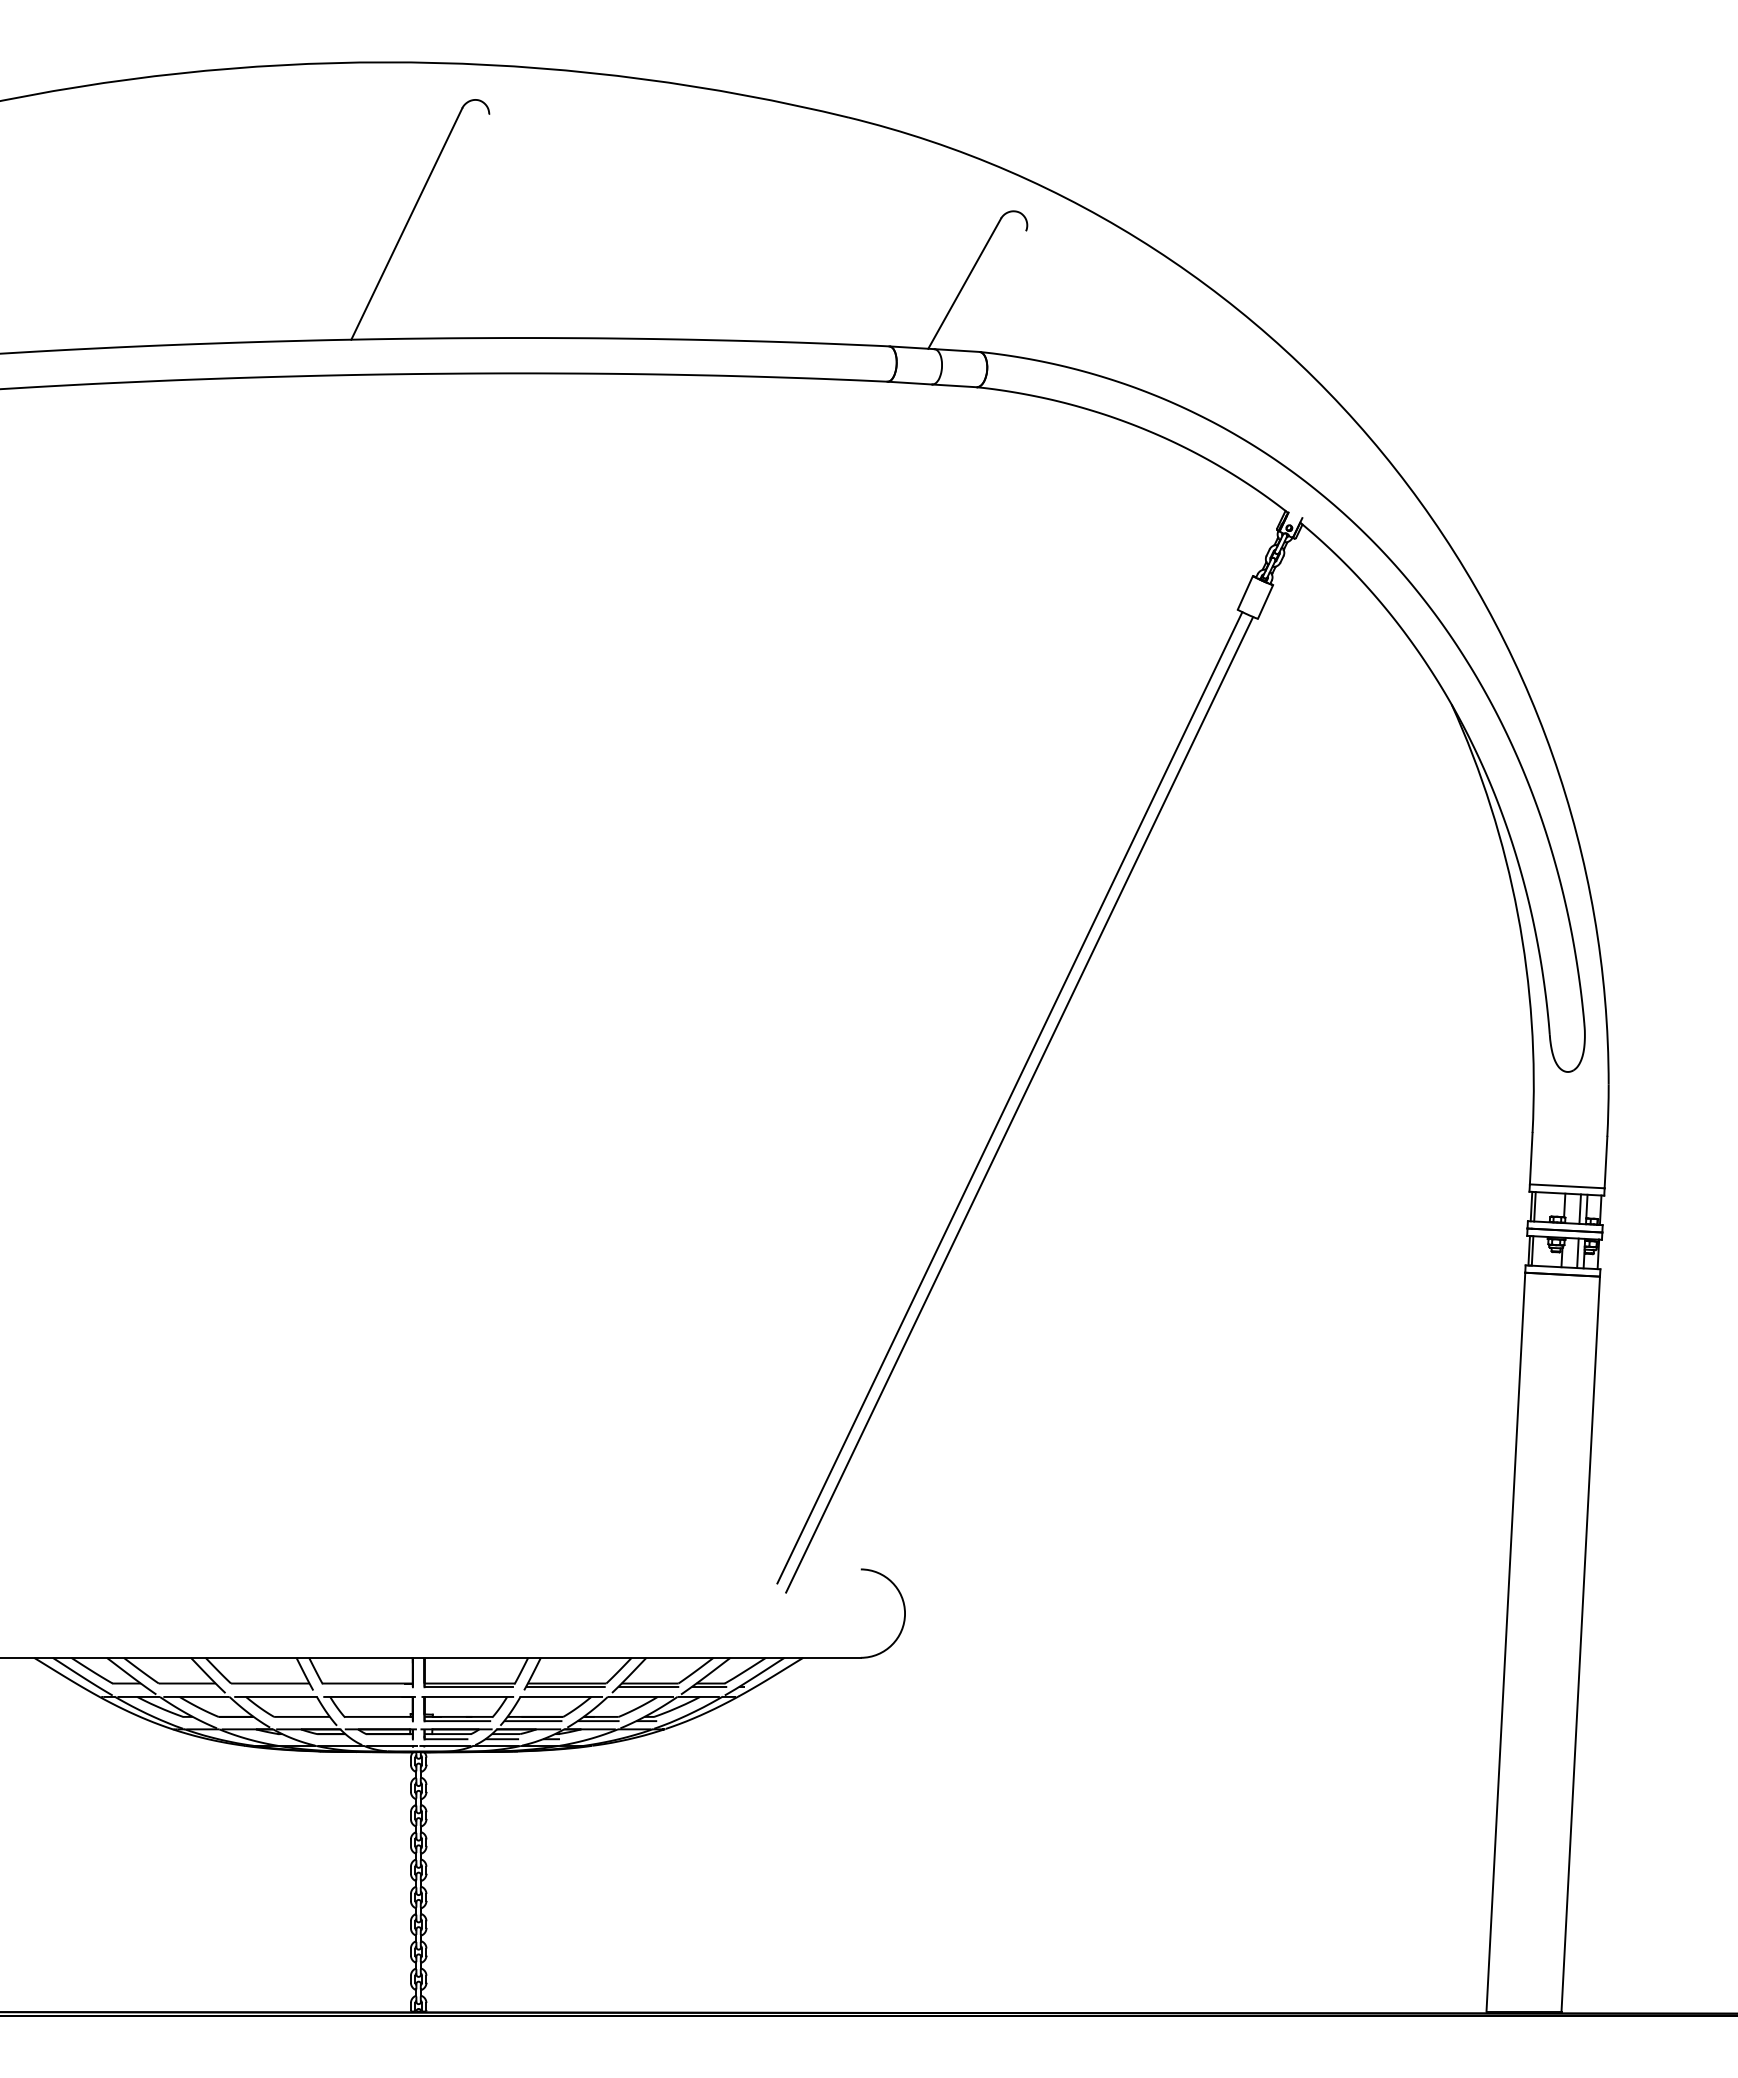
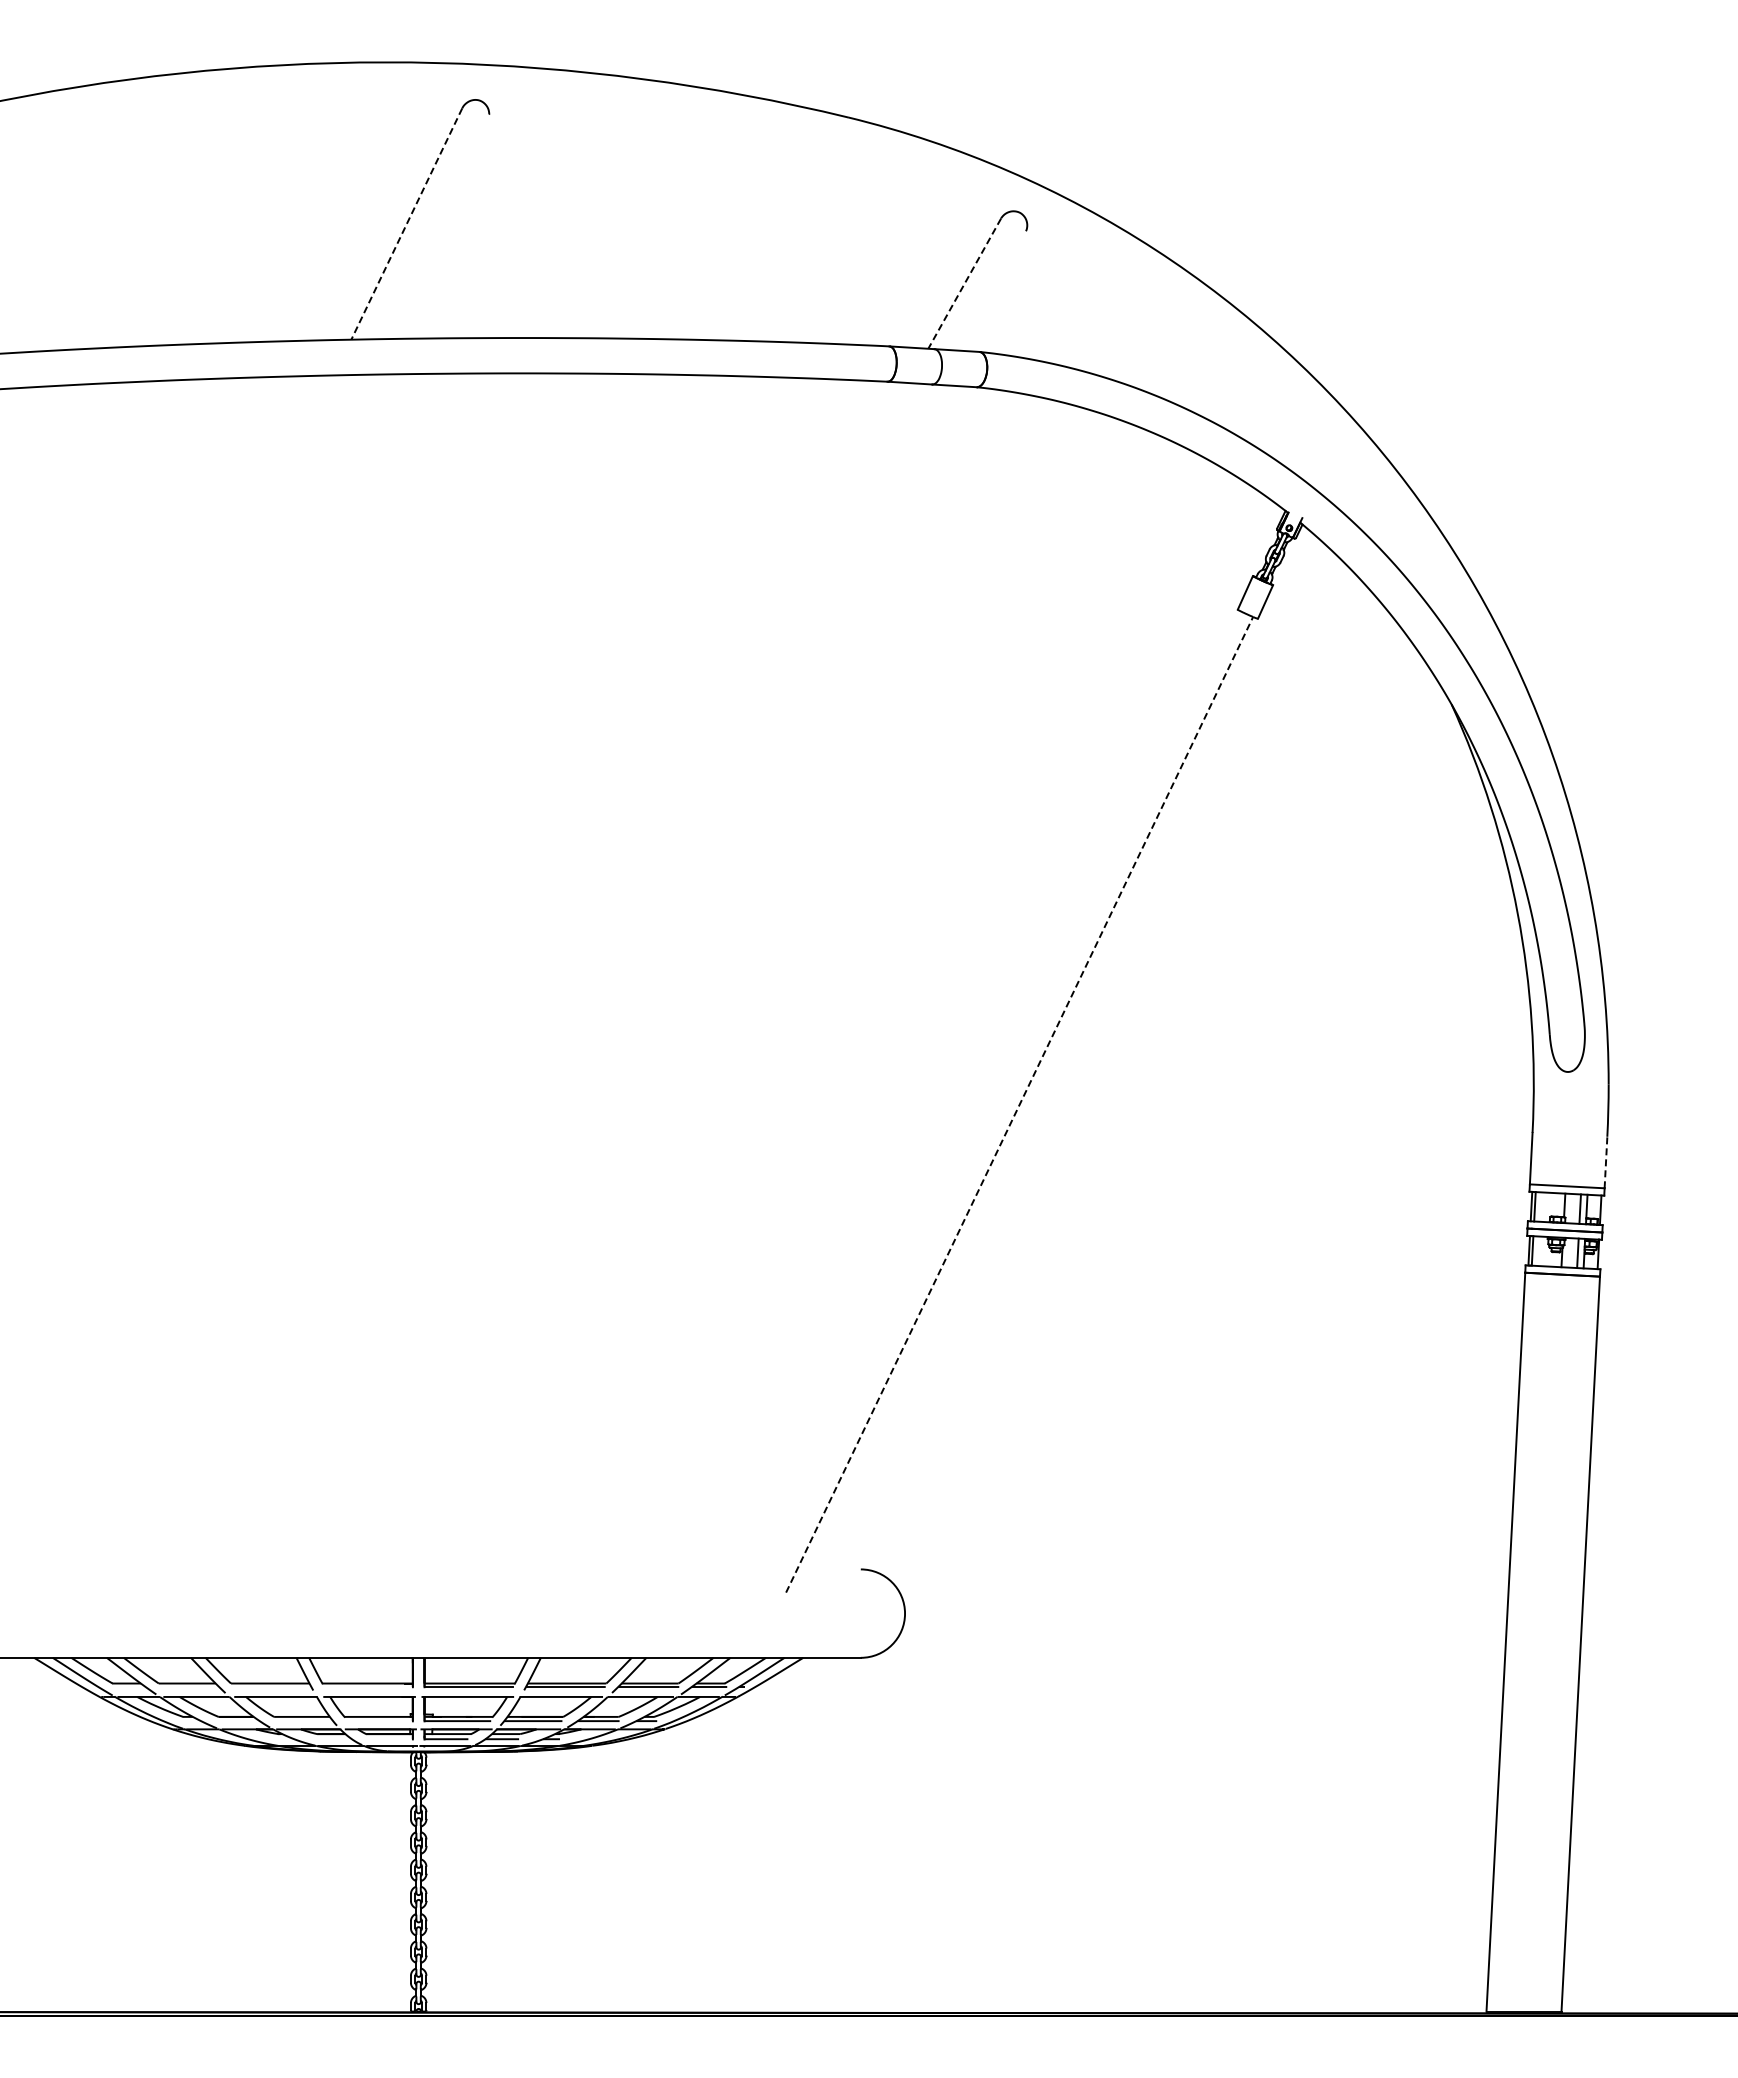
line: solid -> dashed (406, 224)
line: solid -> dashed (964, 283)
line: present -> none (1009, 1097)
line: solid -> dashed (1019, 1104)
line: solid -> dashed (1605, 1162)
